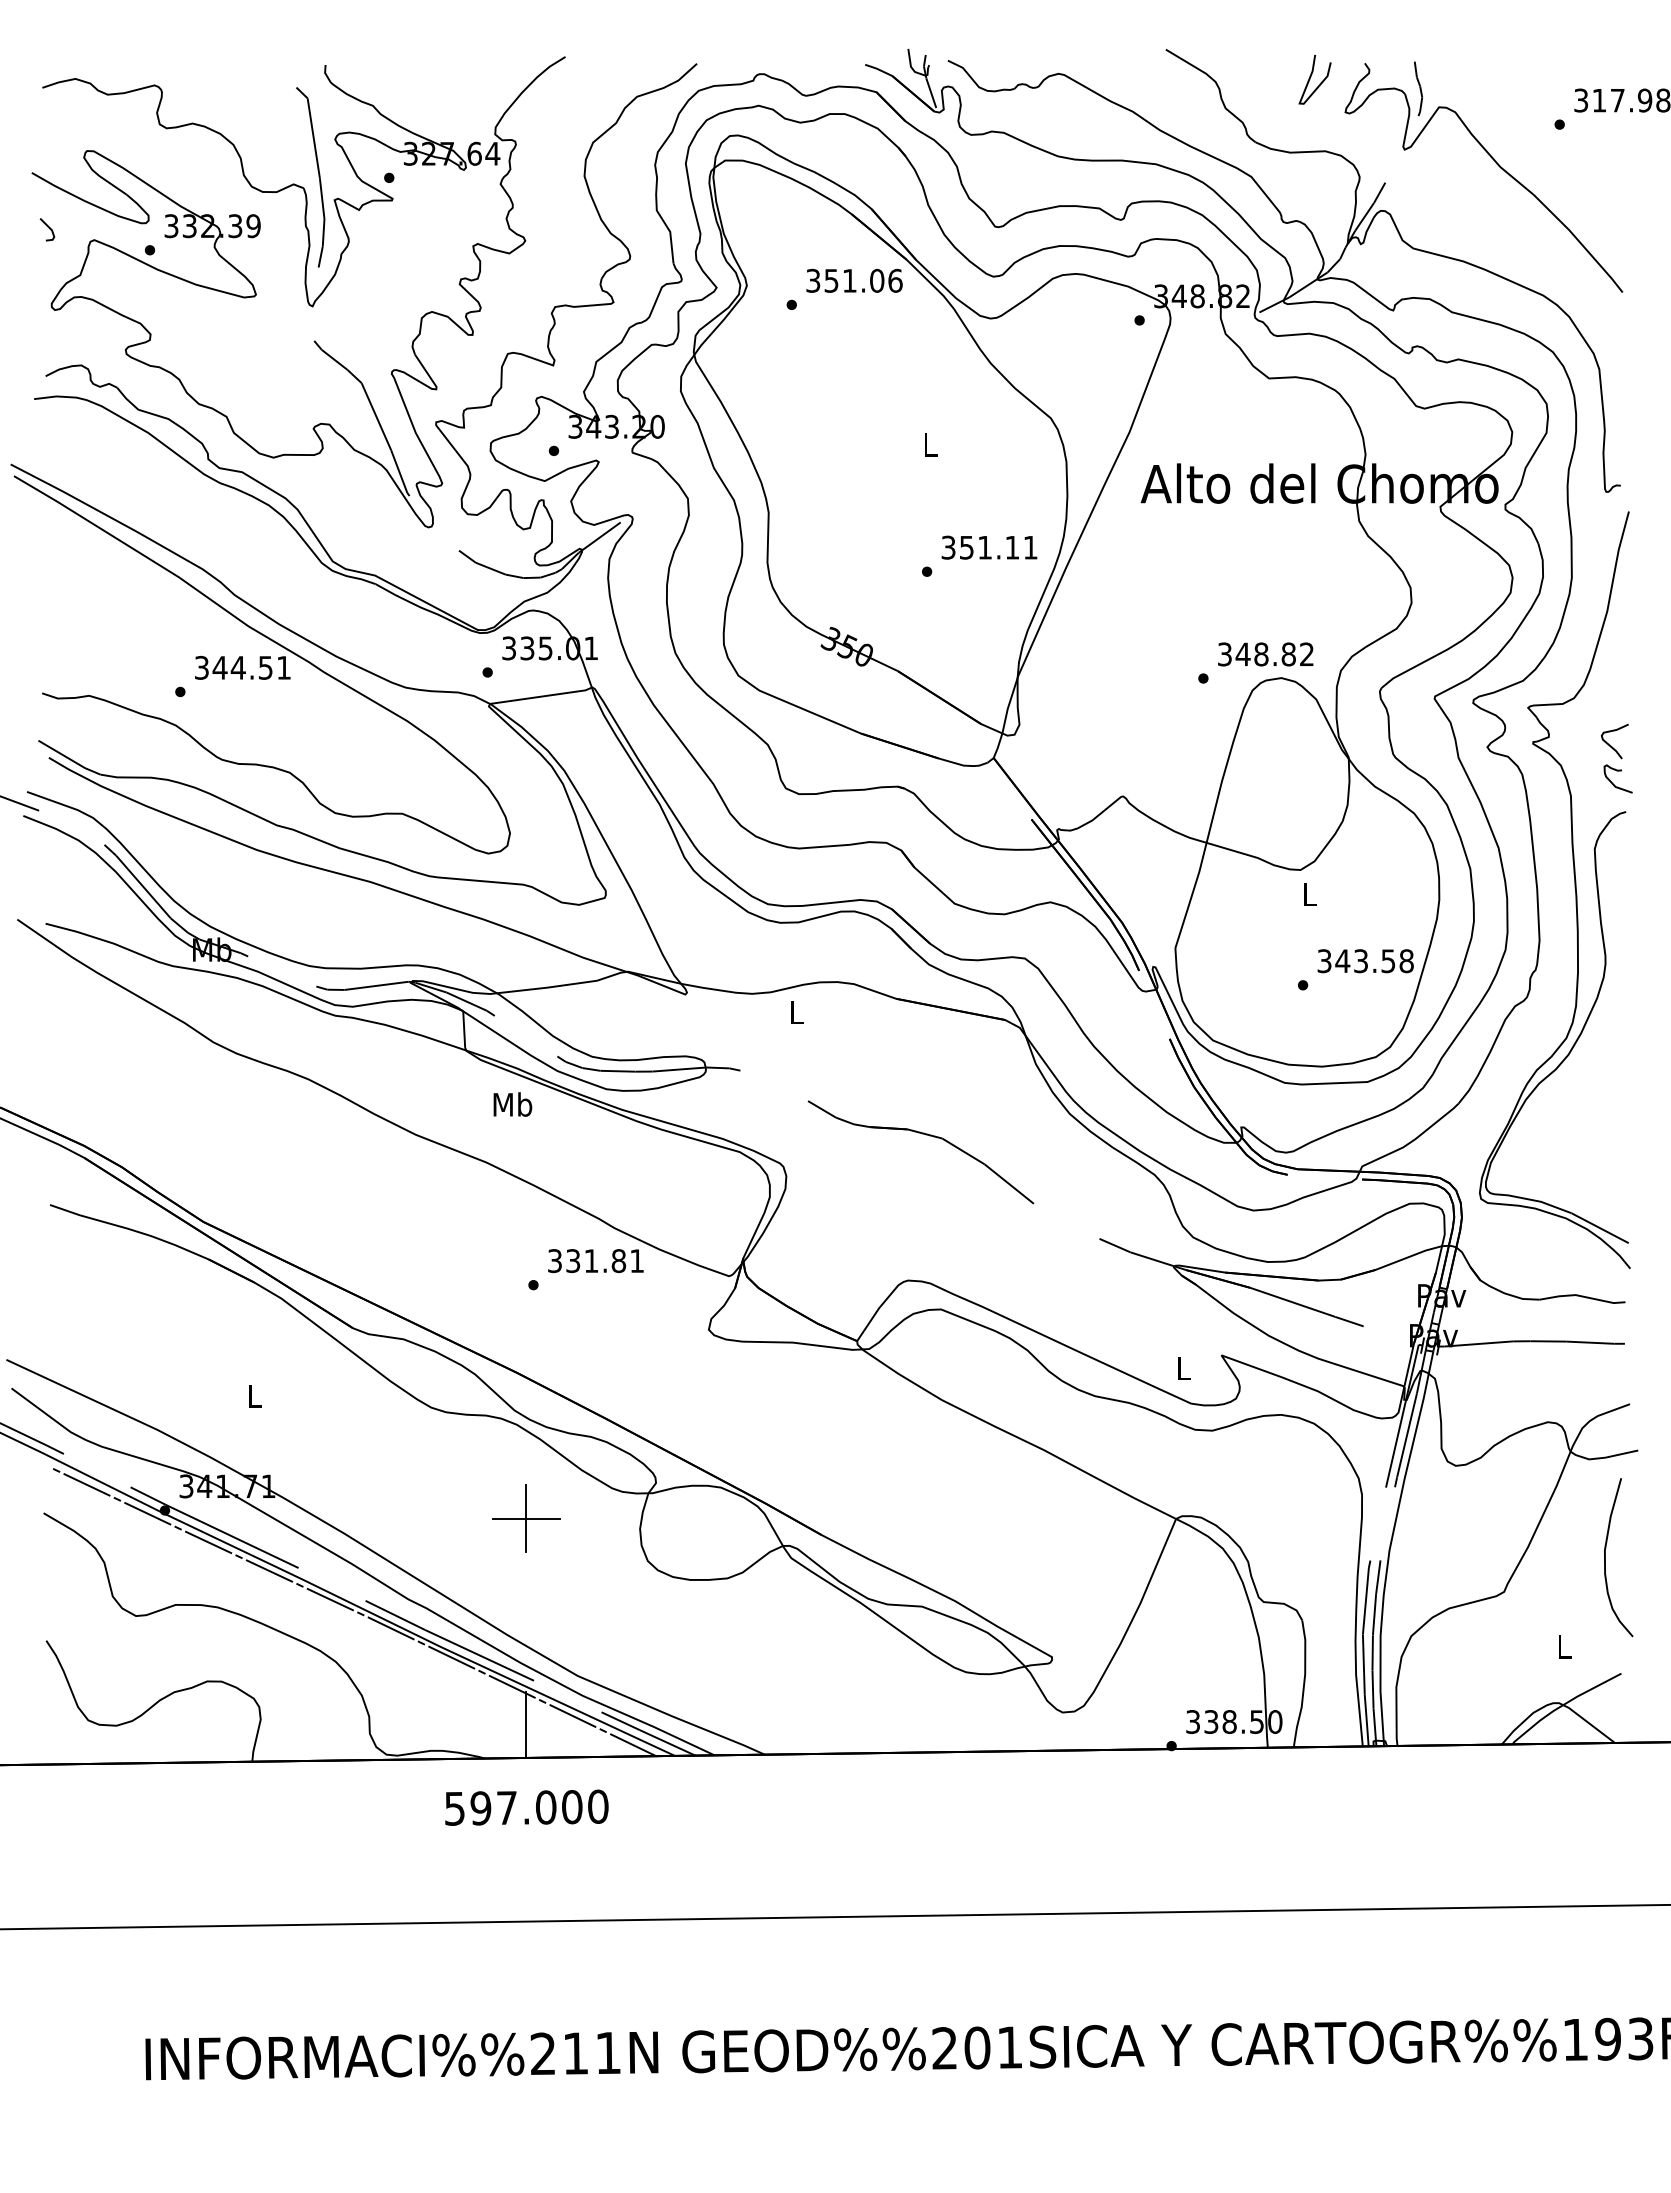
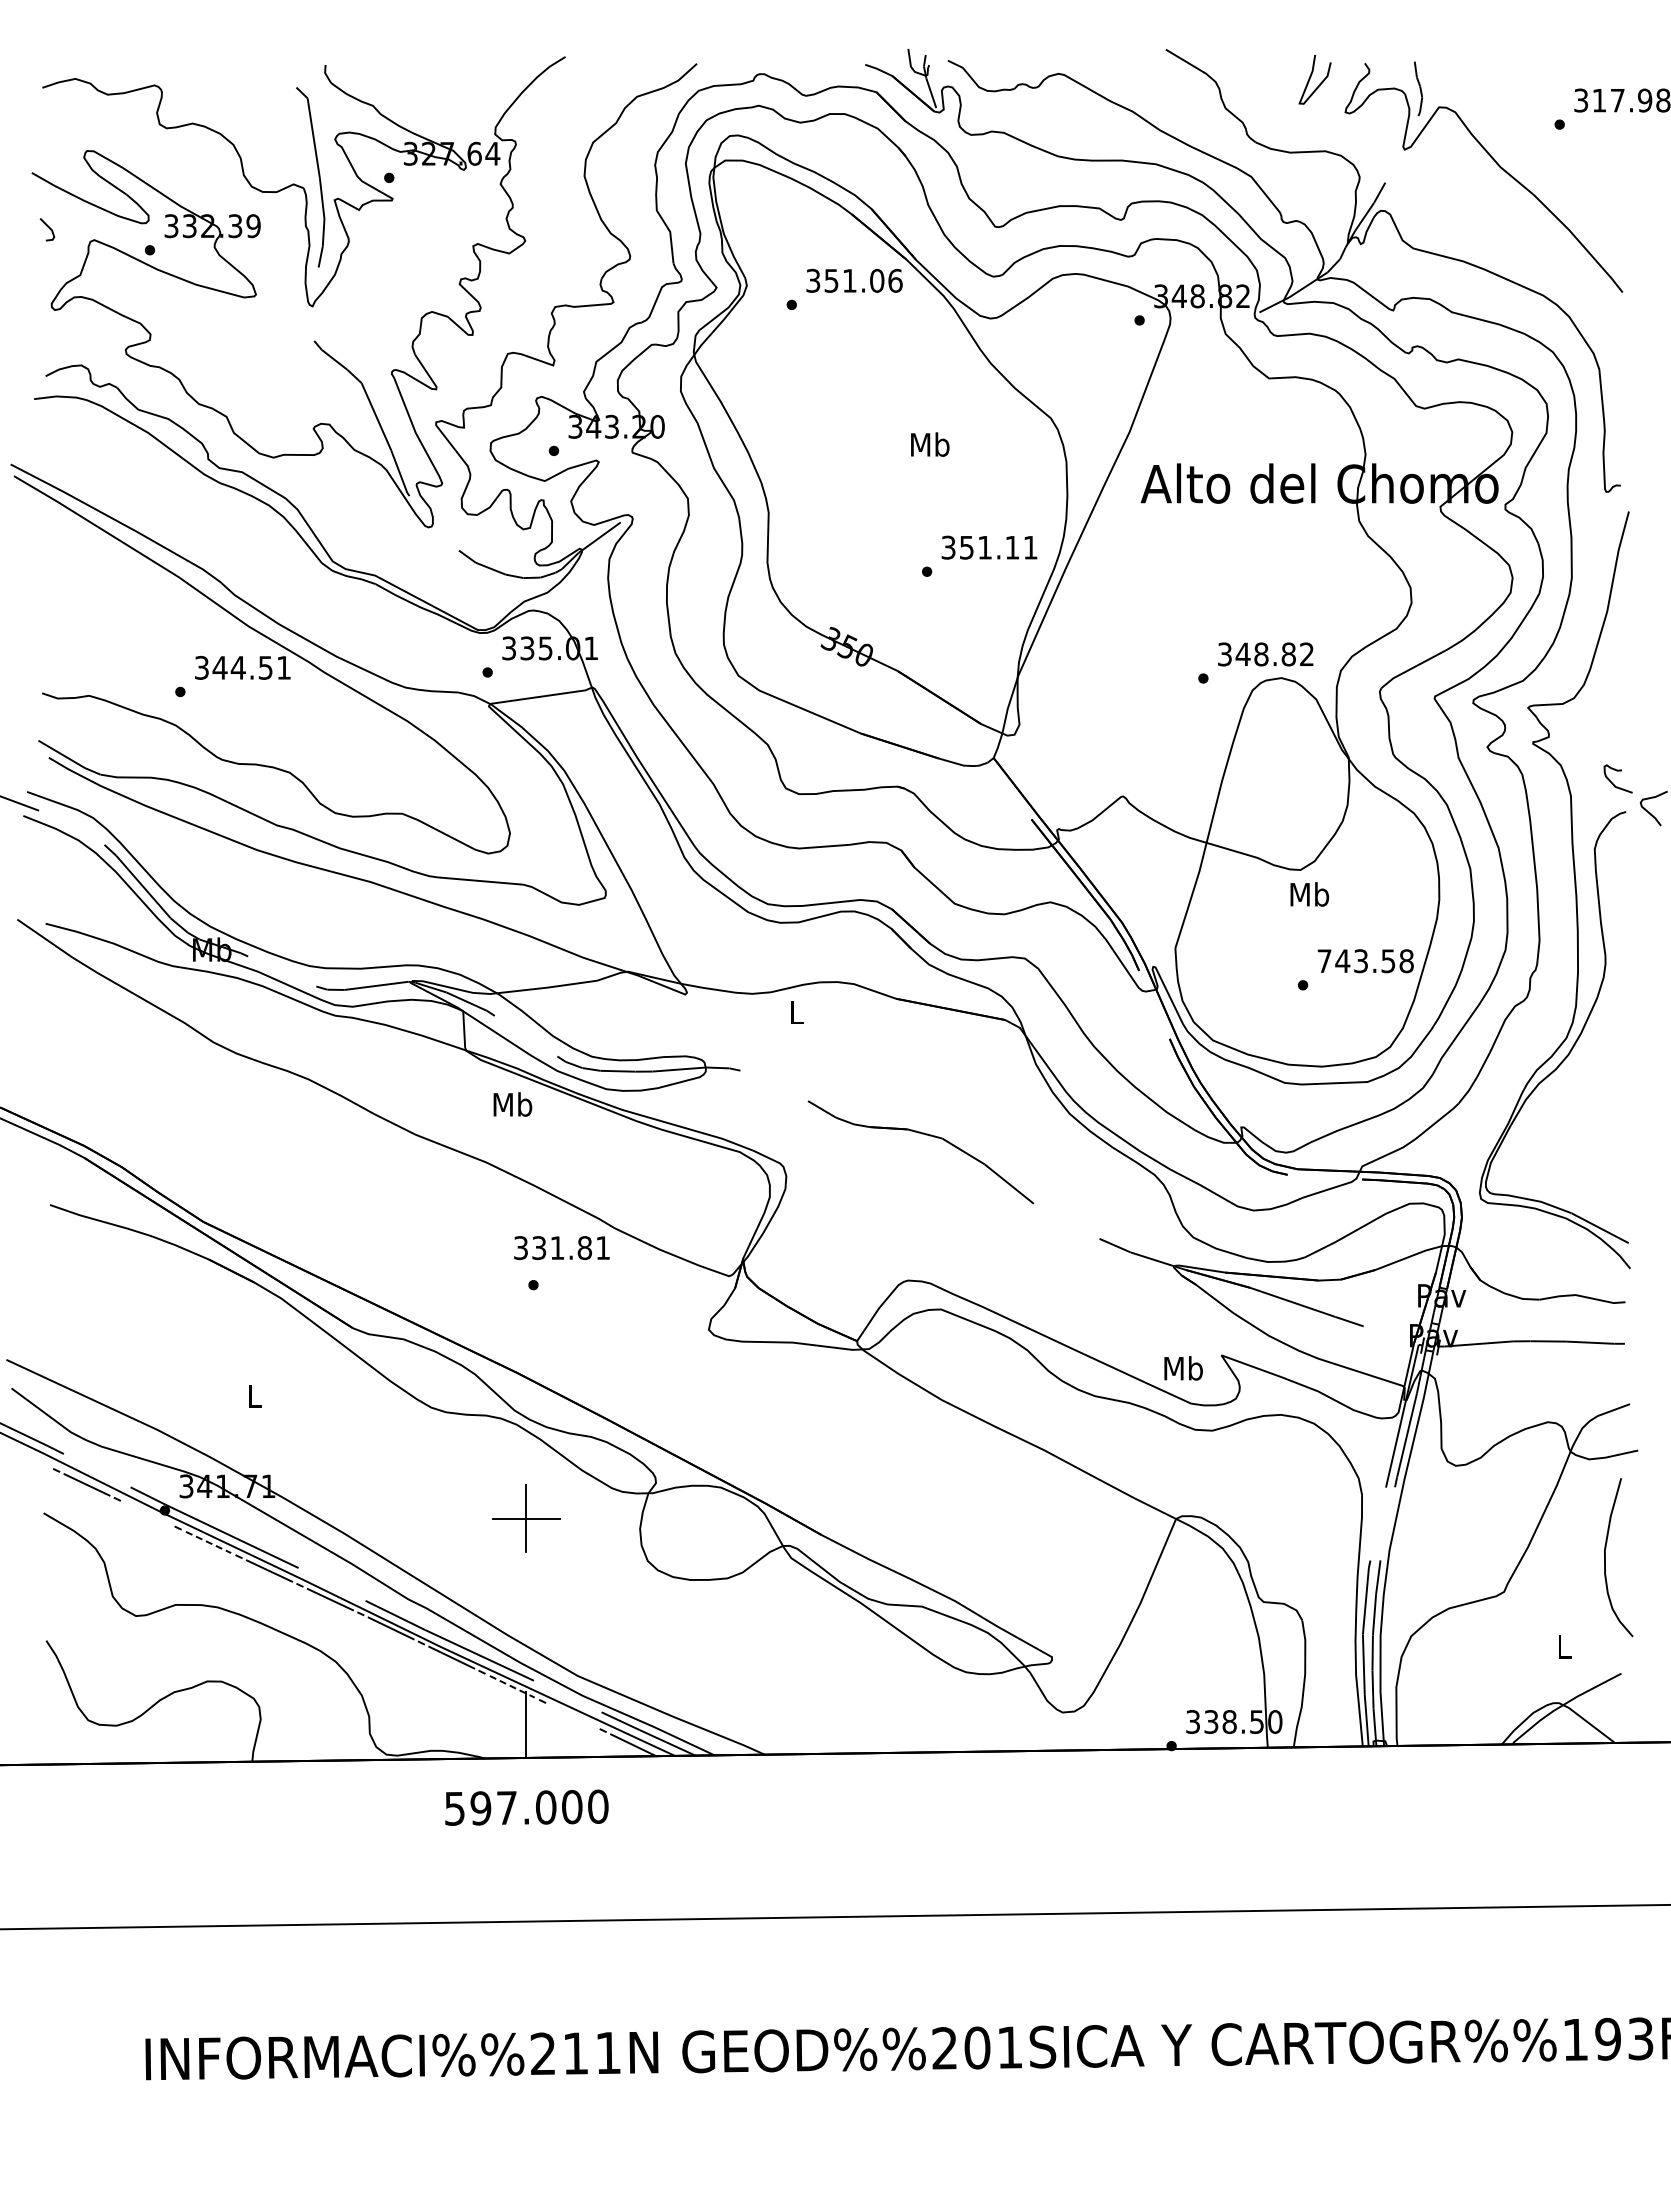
text: L -> Mb (930, 444)
curve position: (1610, 744) -> (1649, 811) (1649, 811)
text: L -> Mb (1309, 894)
text: 343.58 -> 743.58 (1324, 961)
text position: (595, 1261) -> (561, 1248) (561, 1248)
text: L -> Mb (1183, 1368)
line: present -> none (147, 1513)
line: solid -> dashed (208, 1542)
line: solid -> dashed (512, 1686)
line: present -> none (572, 1715)
